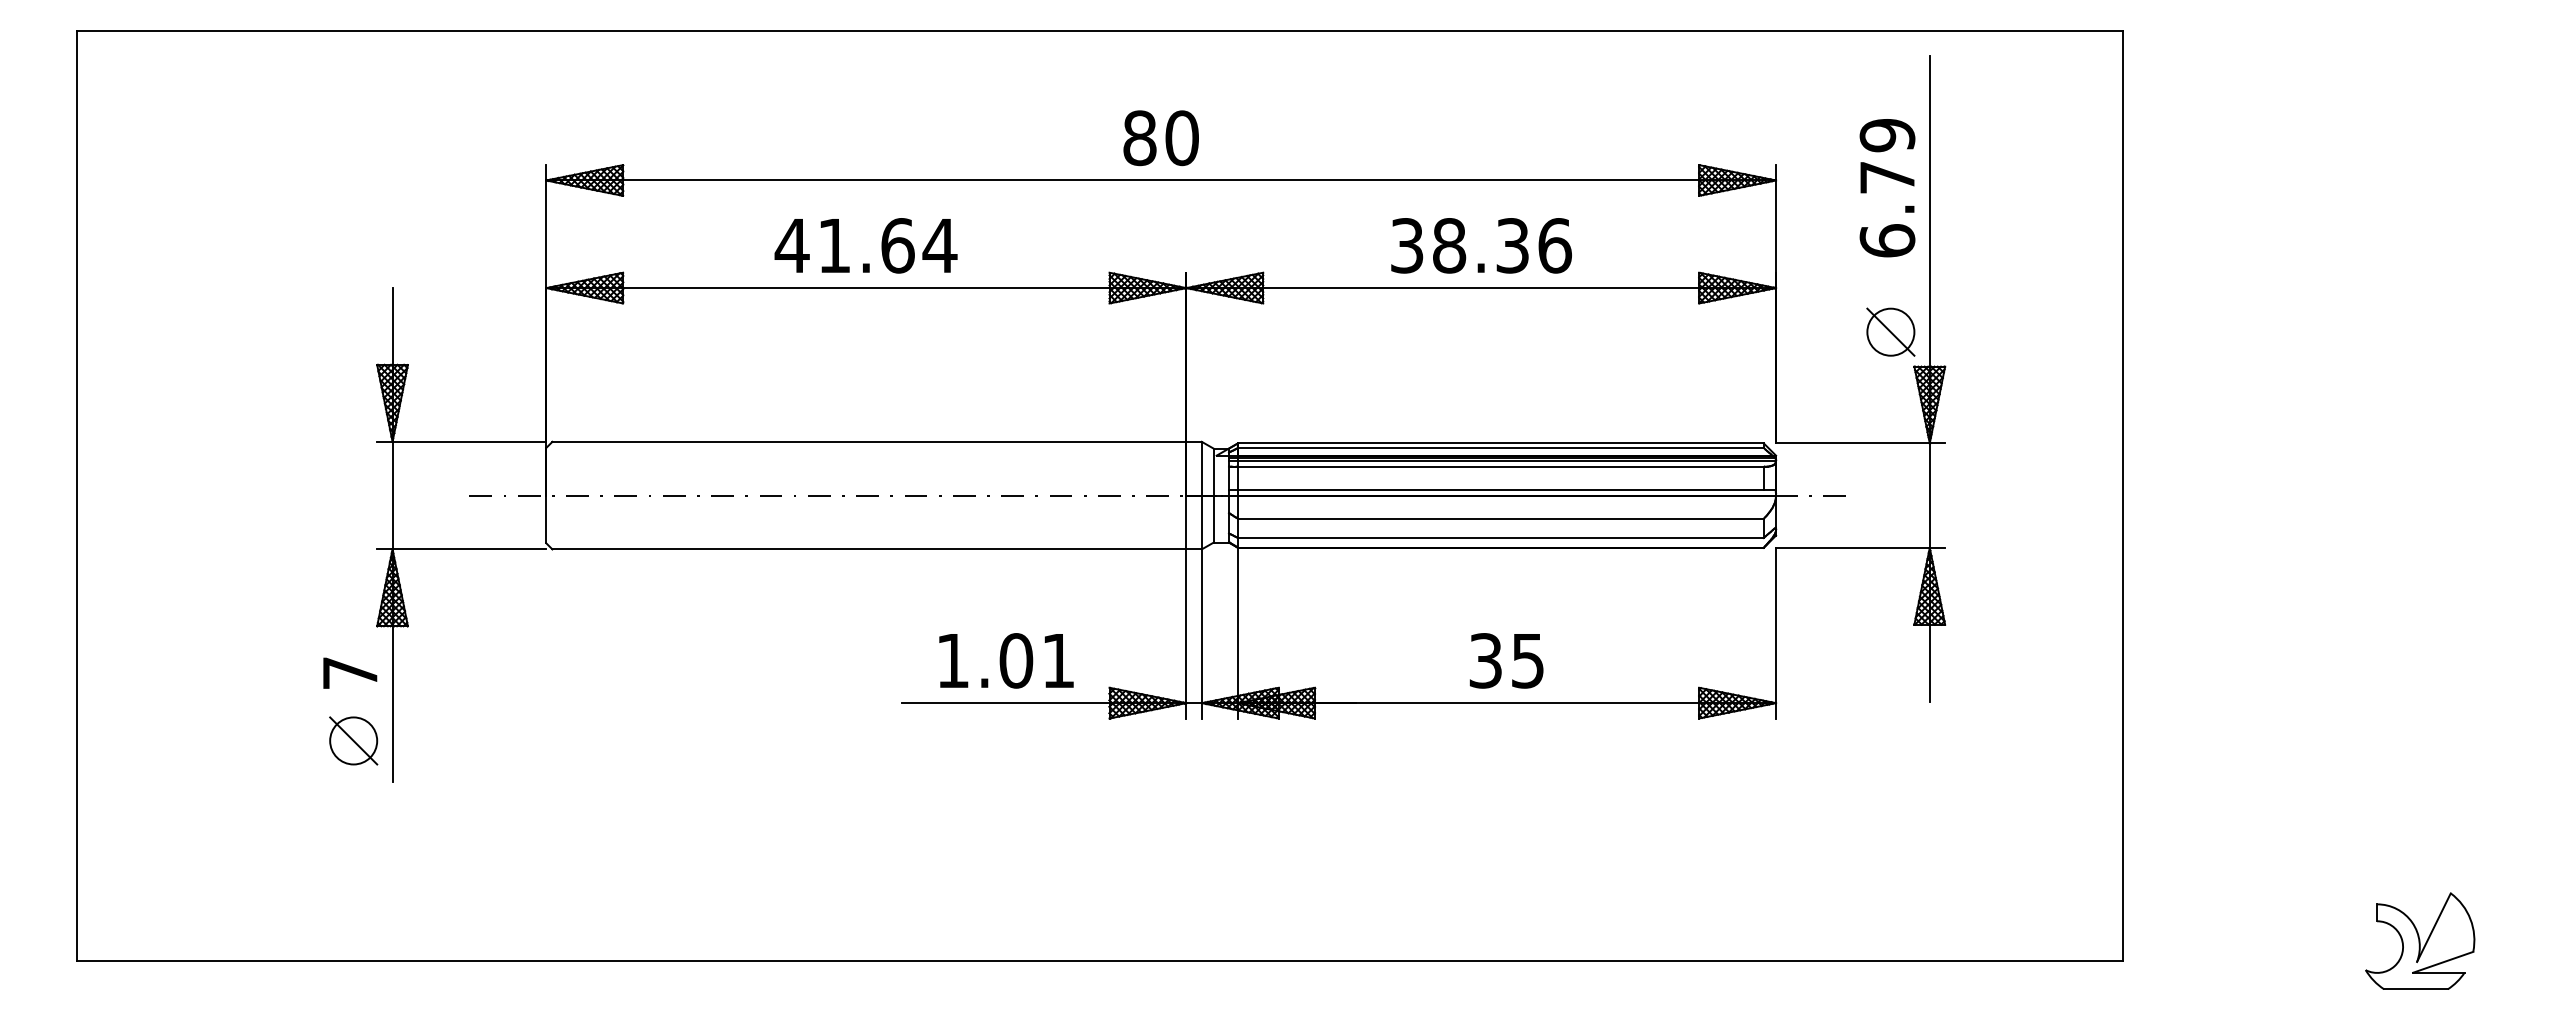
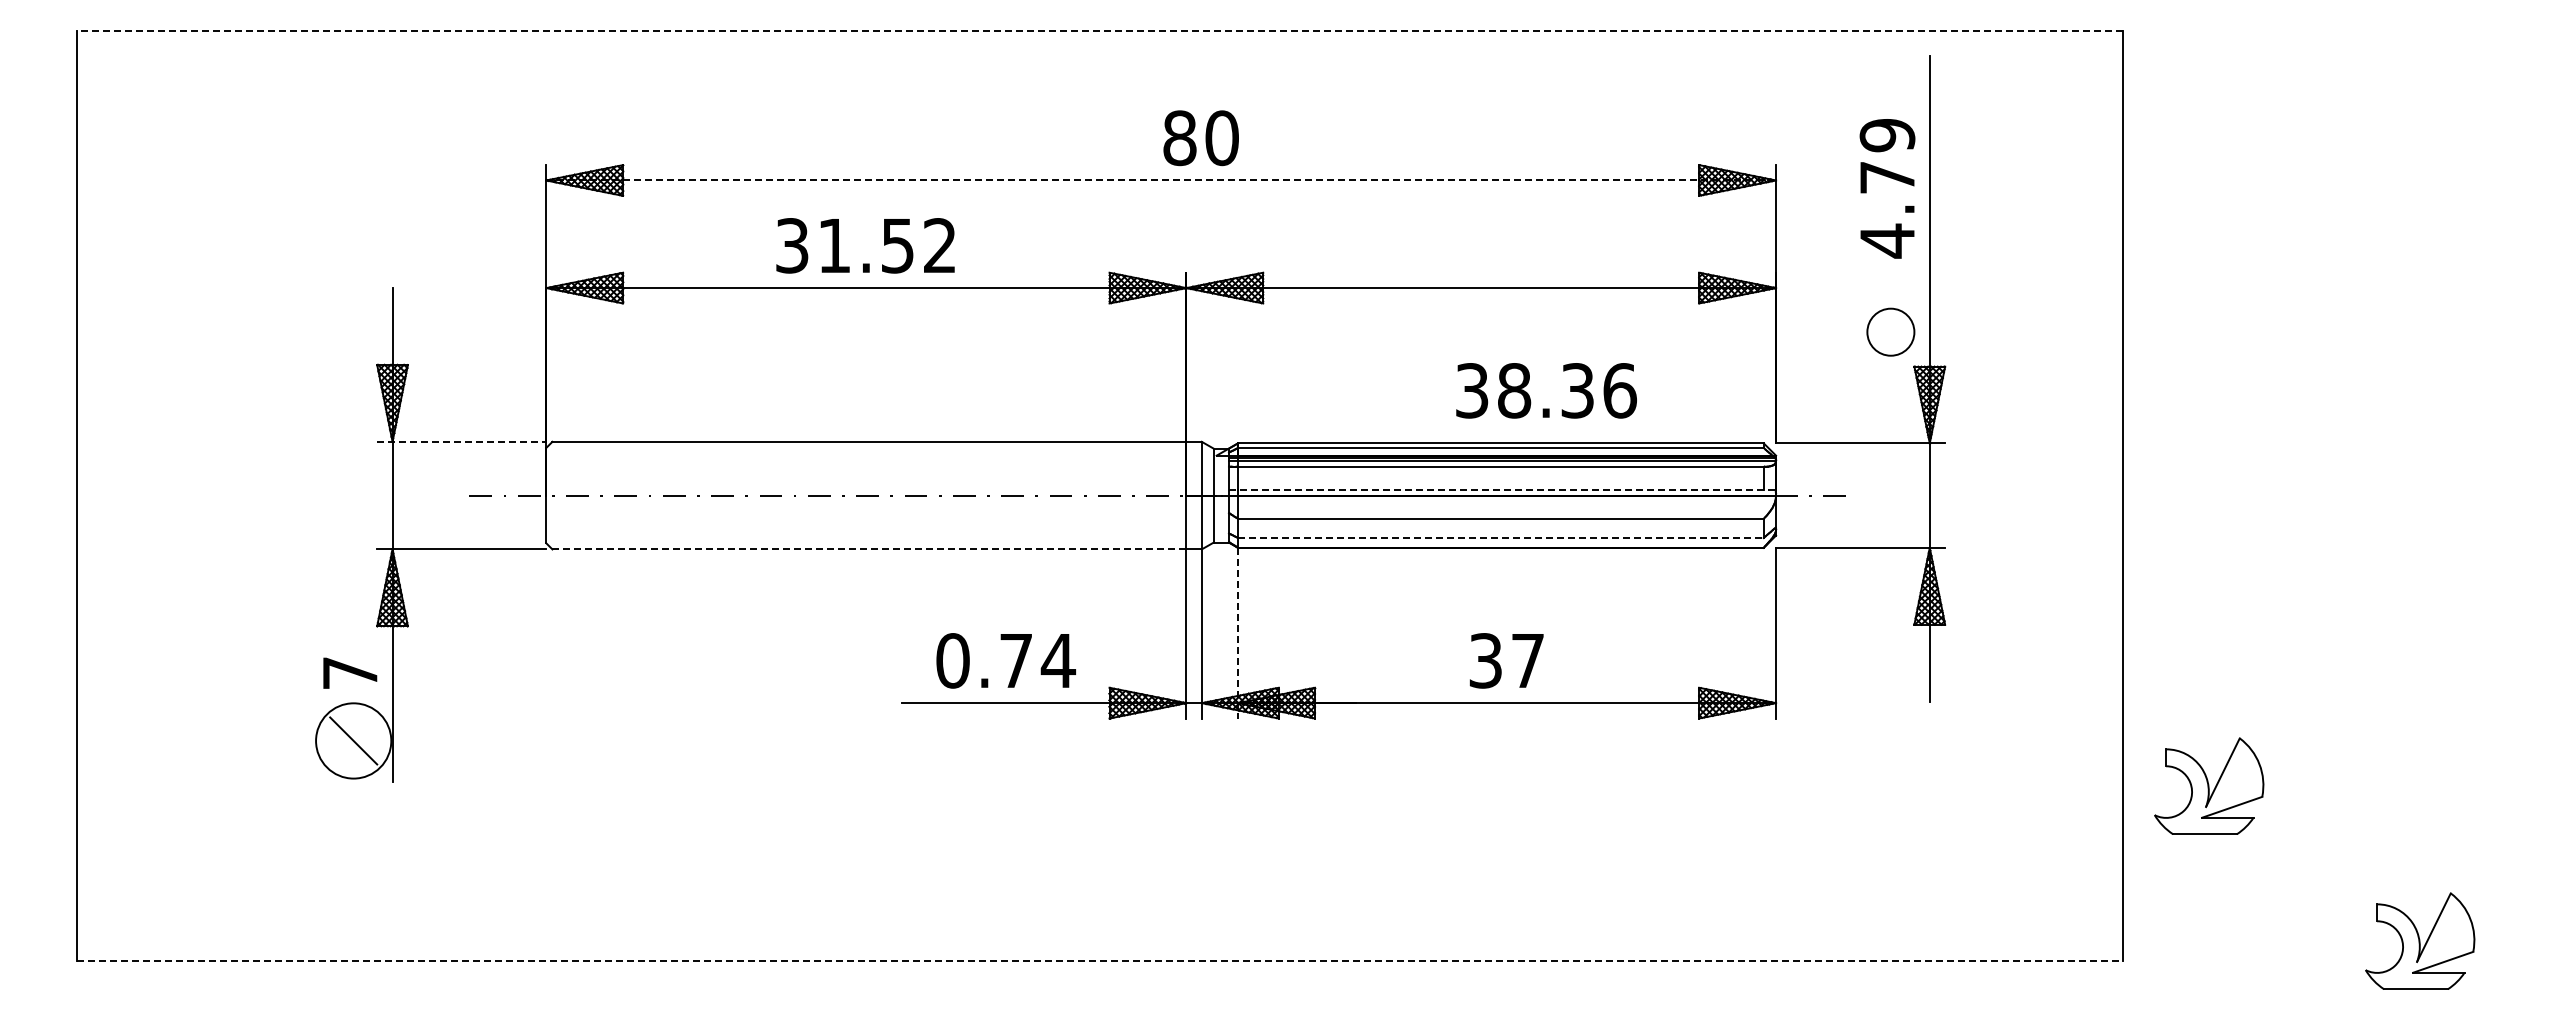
line: solid -> dashed (1099, 30)
text position: (1160, 138) -> (1200, 138) (1200, 138)
line: solid -> dashed (1161, 180)
text: 6.79 -> 4.79 (1887, 240)
text: 41.64 -> 31.52 (865, 245)
text position: (1481, 245) -> (1546, 390) (1546, 390)
line: present -> none (1890, 331)
line: solid -> dashed (461, 441)
line: solid -> dashed (1502, 490)
line: solid -> dashed (1500, 538)
line: solid -> dashed (869, 549)
line: solid -> dashed (1238, 633)
text: 1.01 -> 0.74 (1006, 660)
text: 35 -> 37 (1527, 661)
circle diameter: 47 px -> 75 px (353, 740)
part: none -> present (2209, 785)
line: solid -> dashed (1100, 960)
